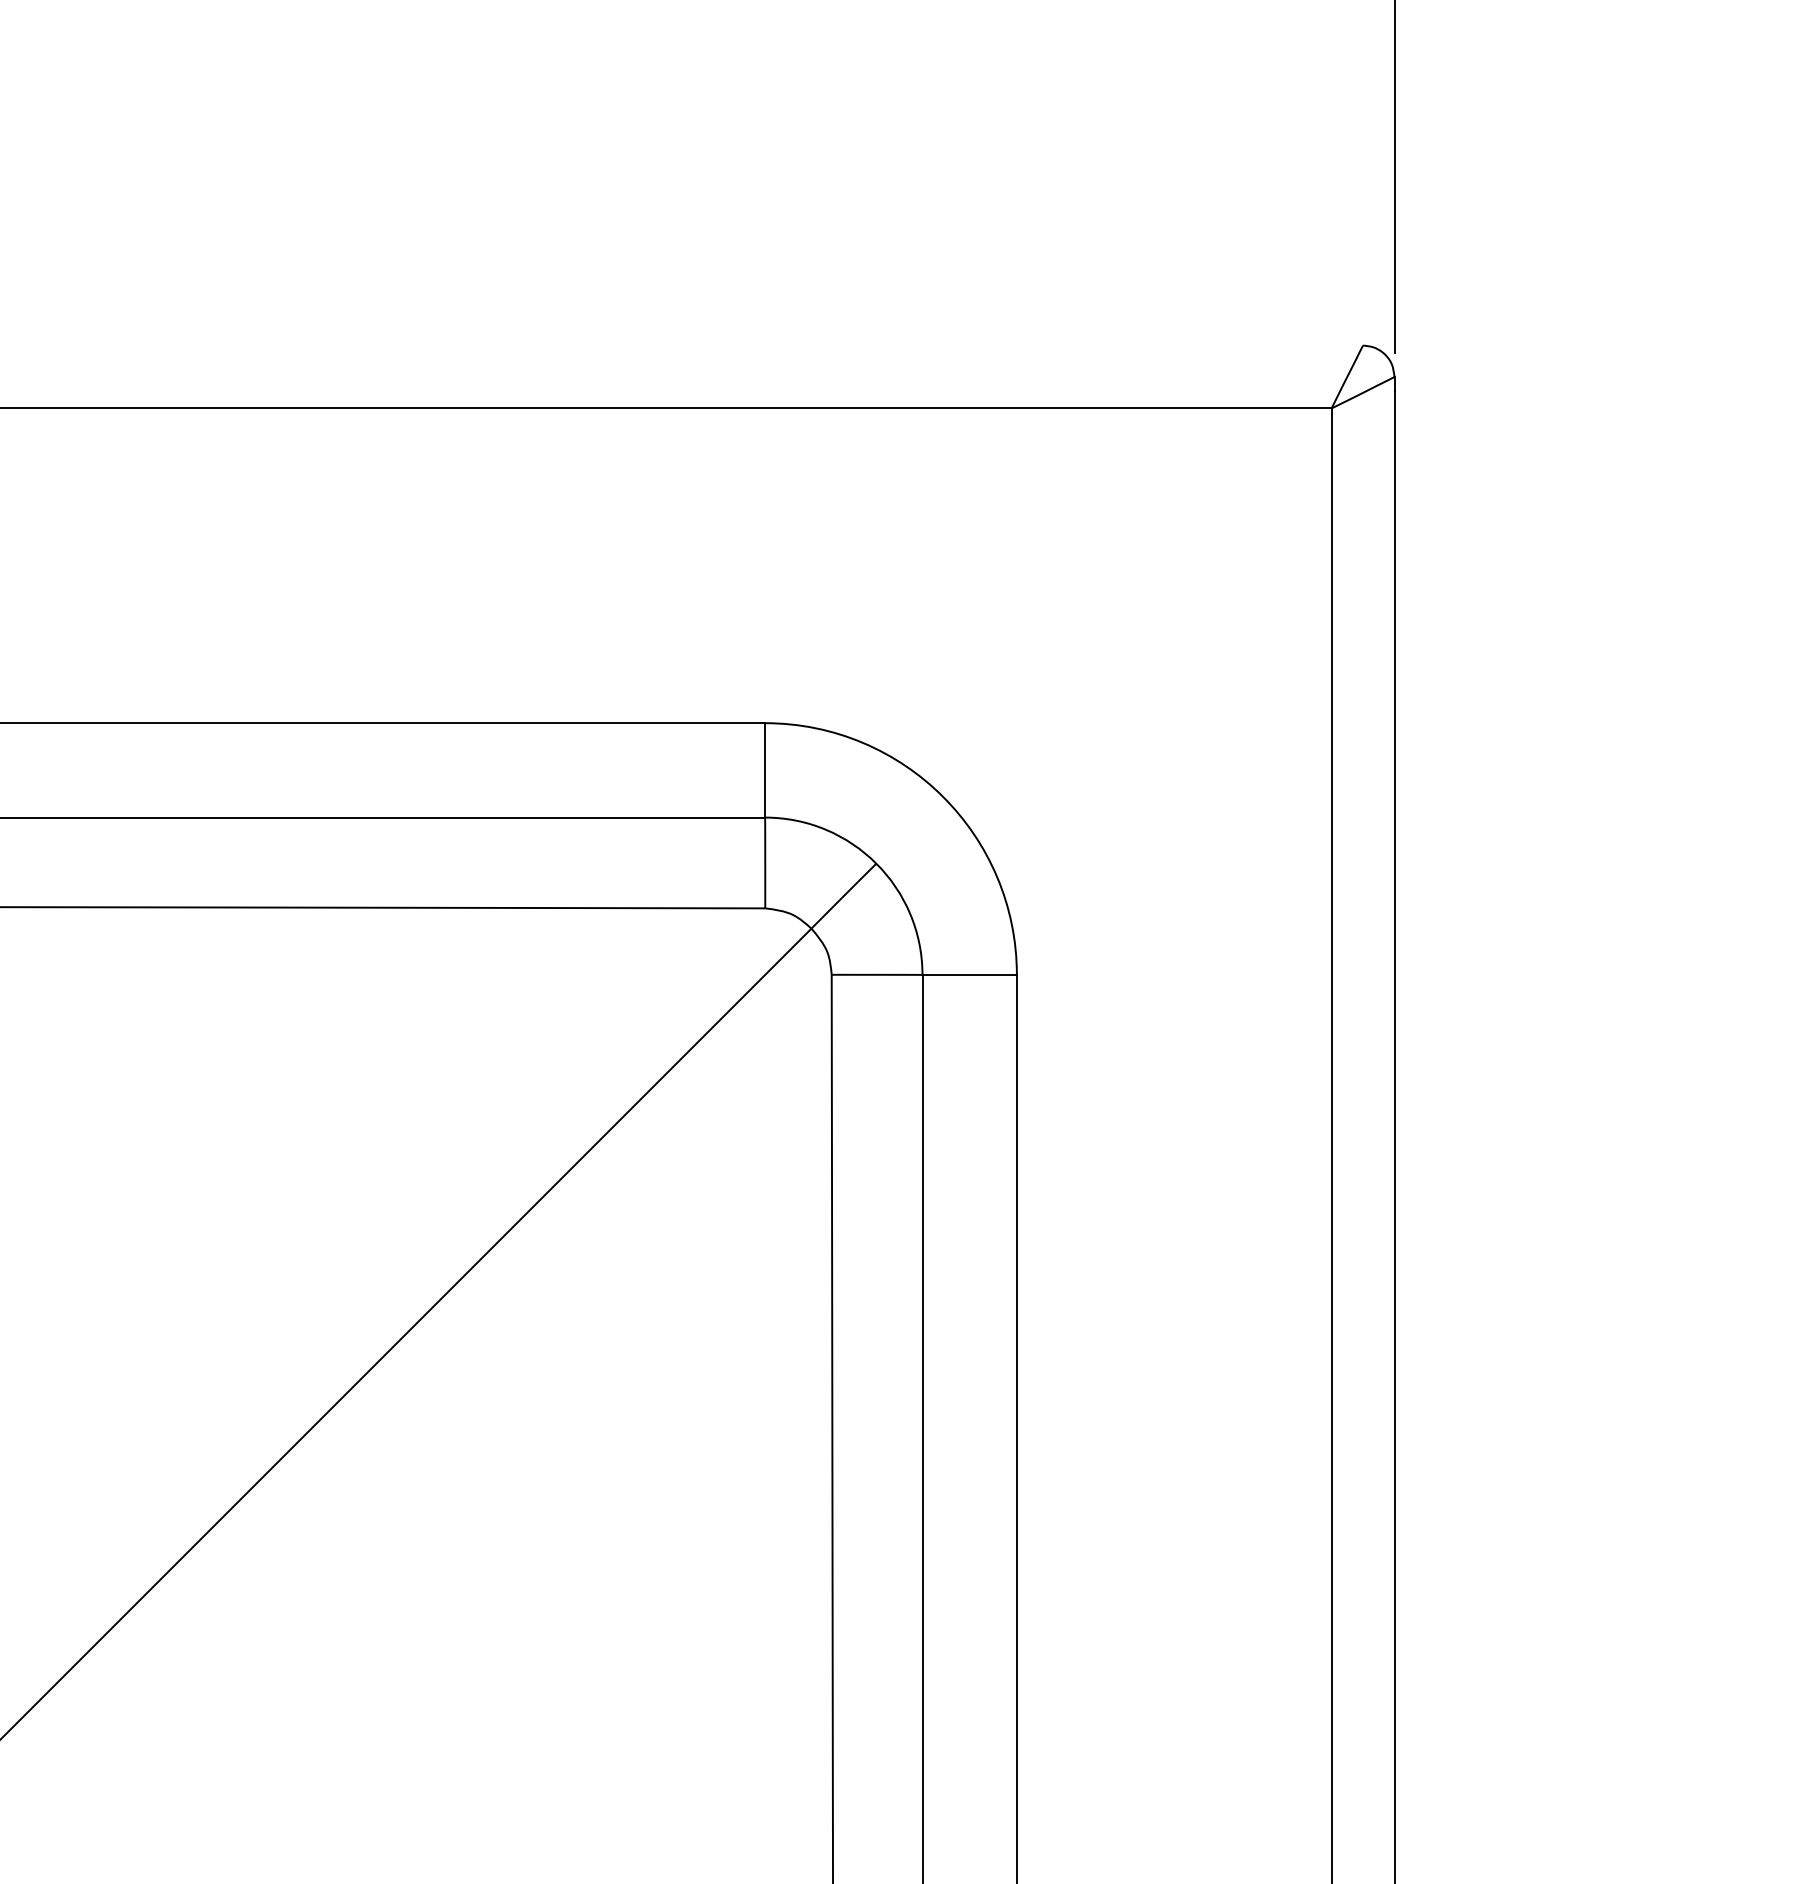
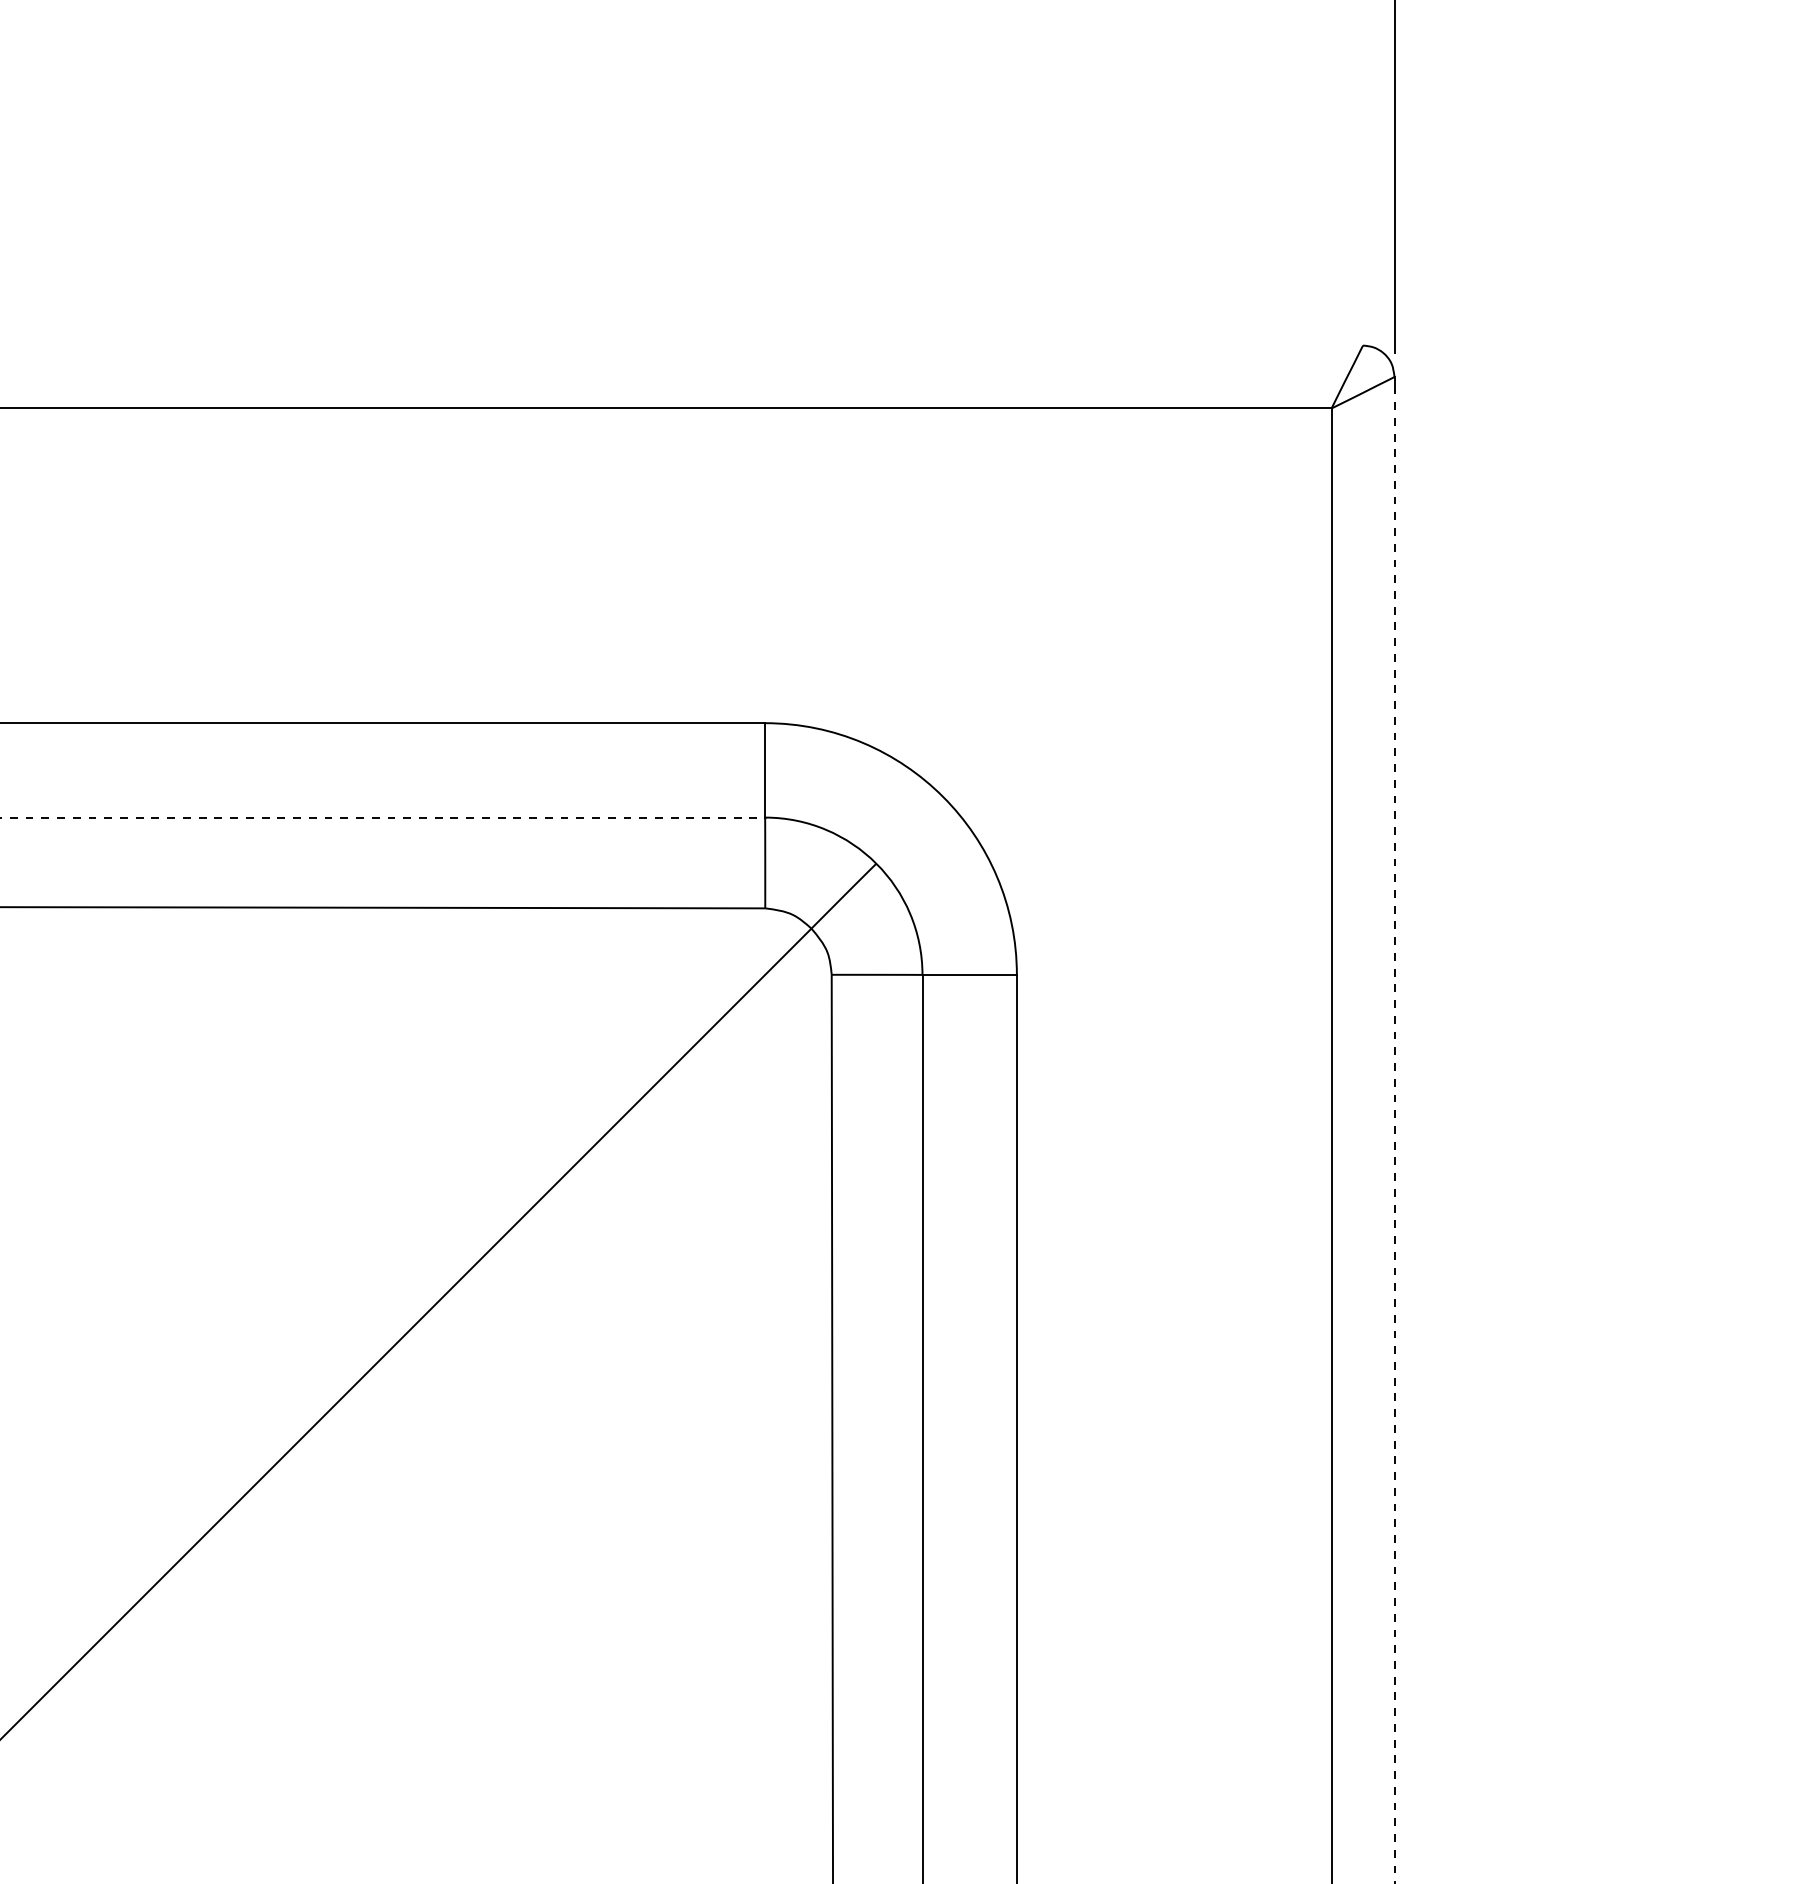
line: solid -> dashed (382, 817)
line: solid -> dashed (1394, 1136)
